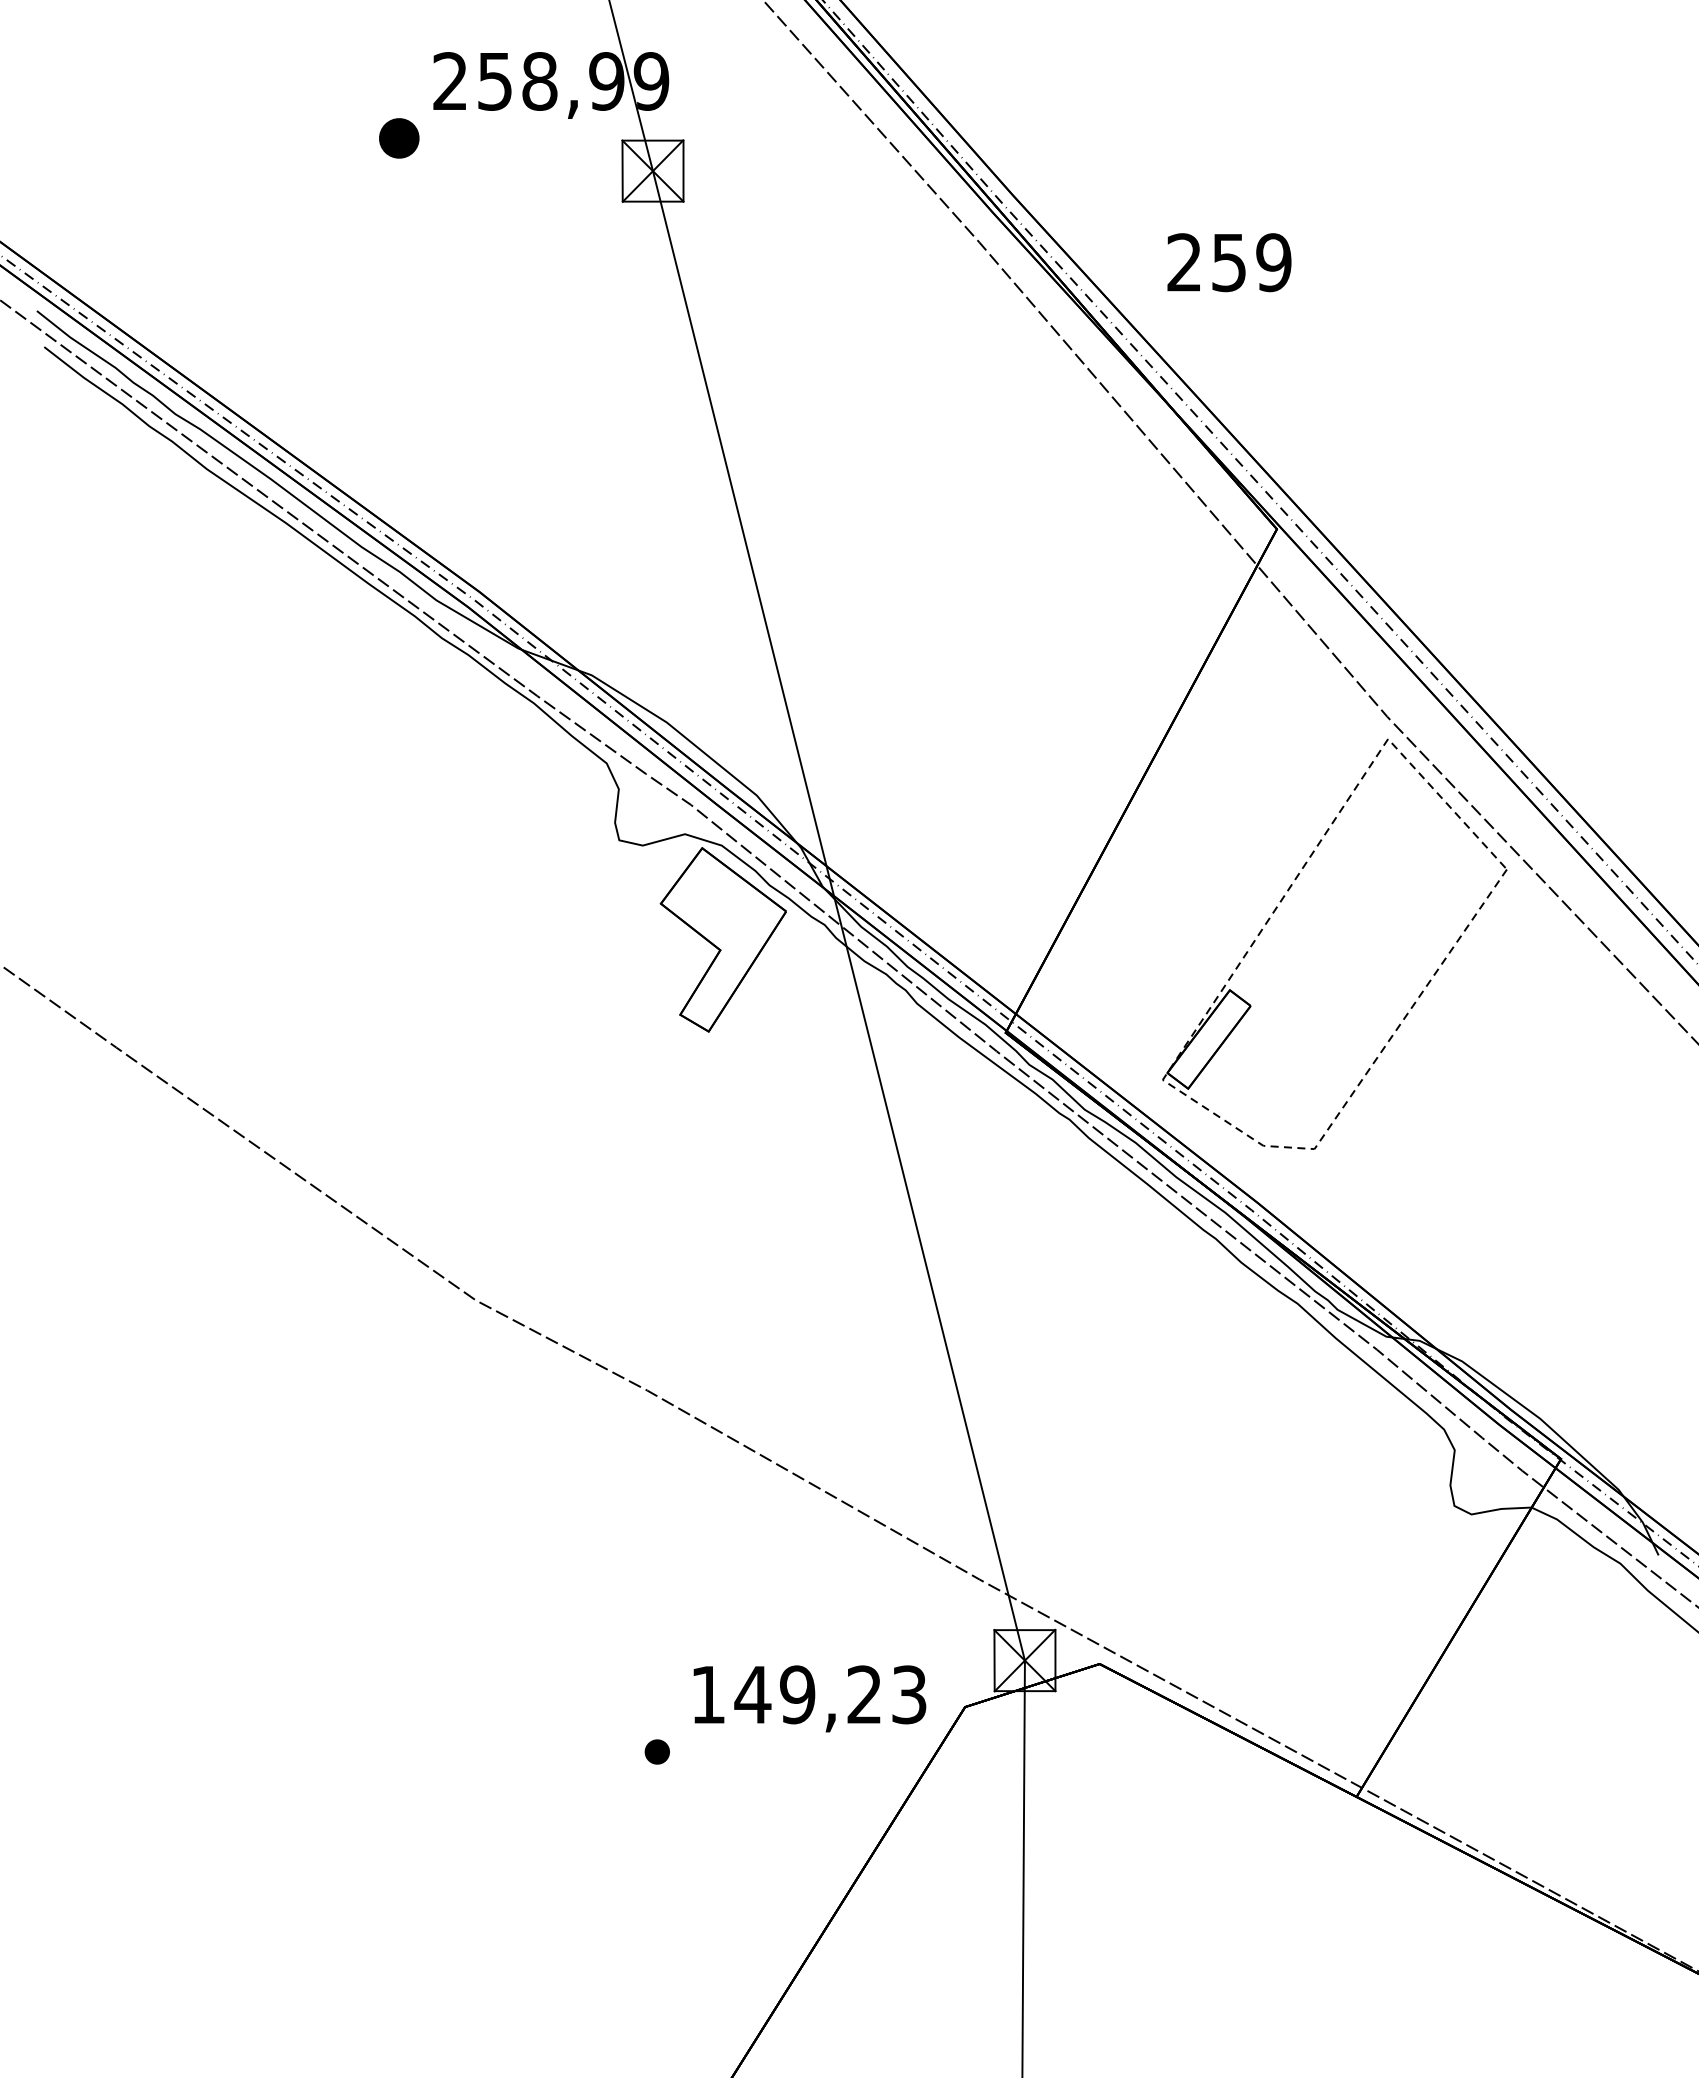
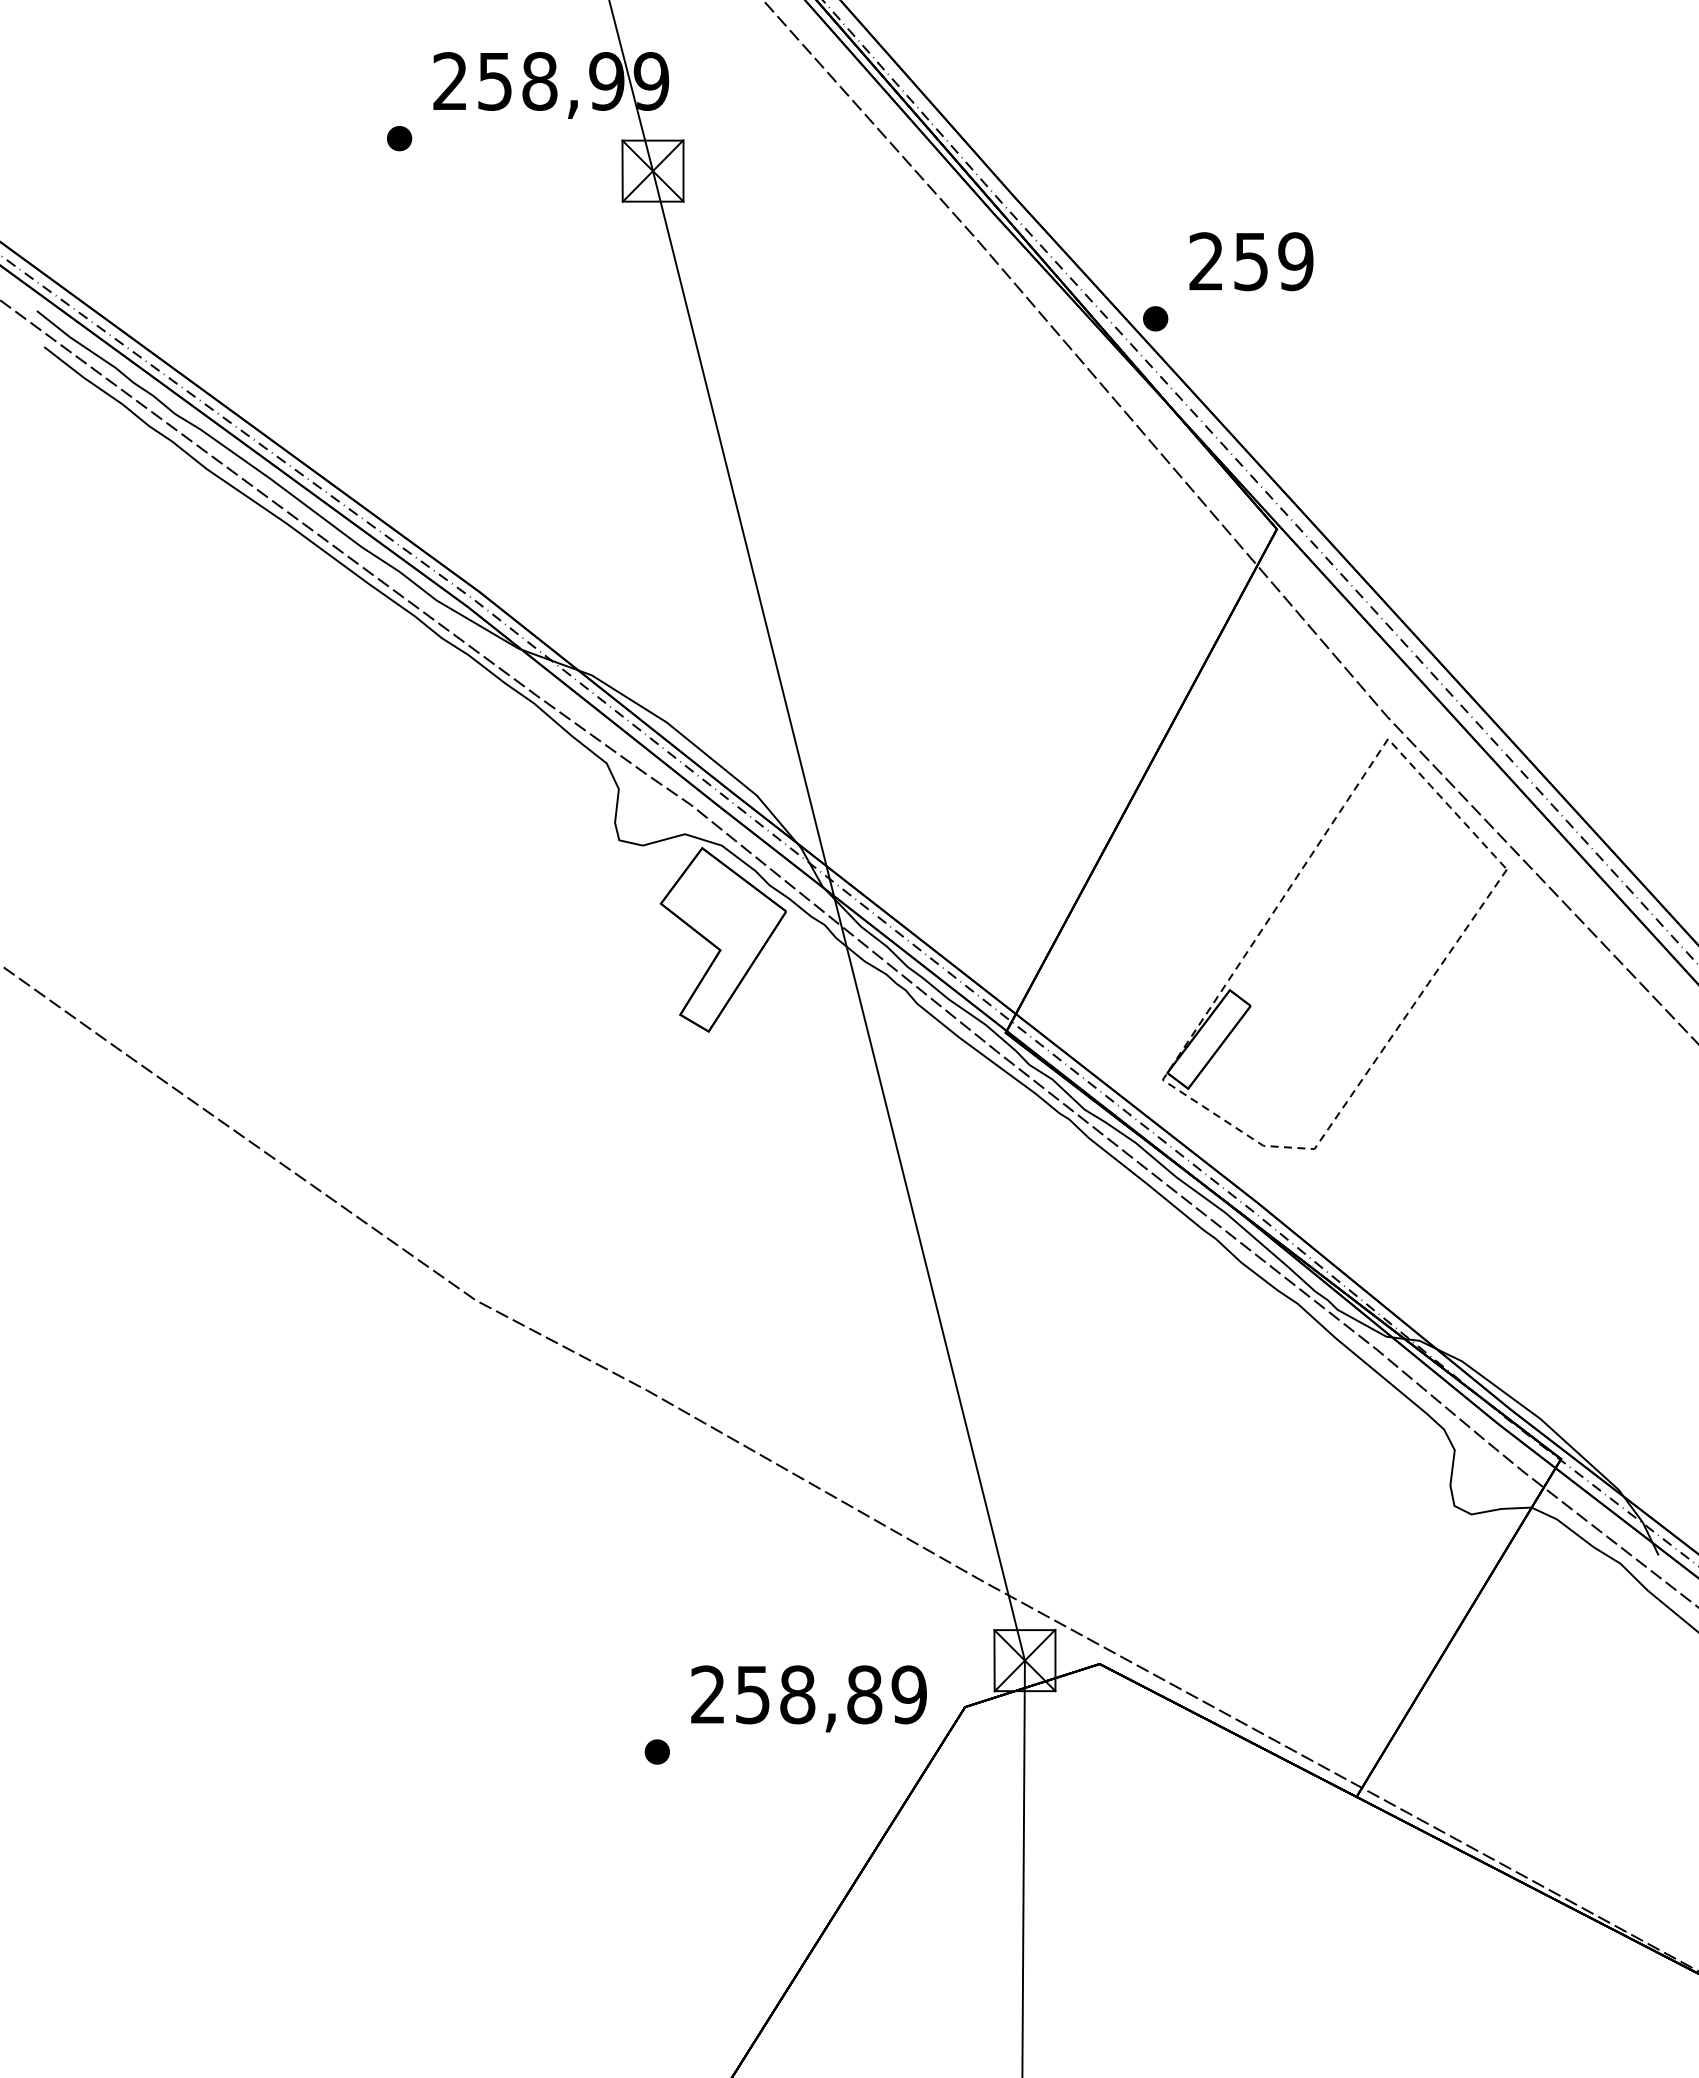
part size: 41x41 px -> 26x26 px (399, 138)
text position: (1229, 262) -> (1251, 261) (1251, 261)
part: none -> present (1155, 318)
text: 149,23 -> 258,89 (808, 1694)
